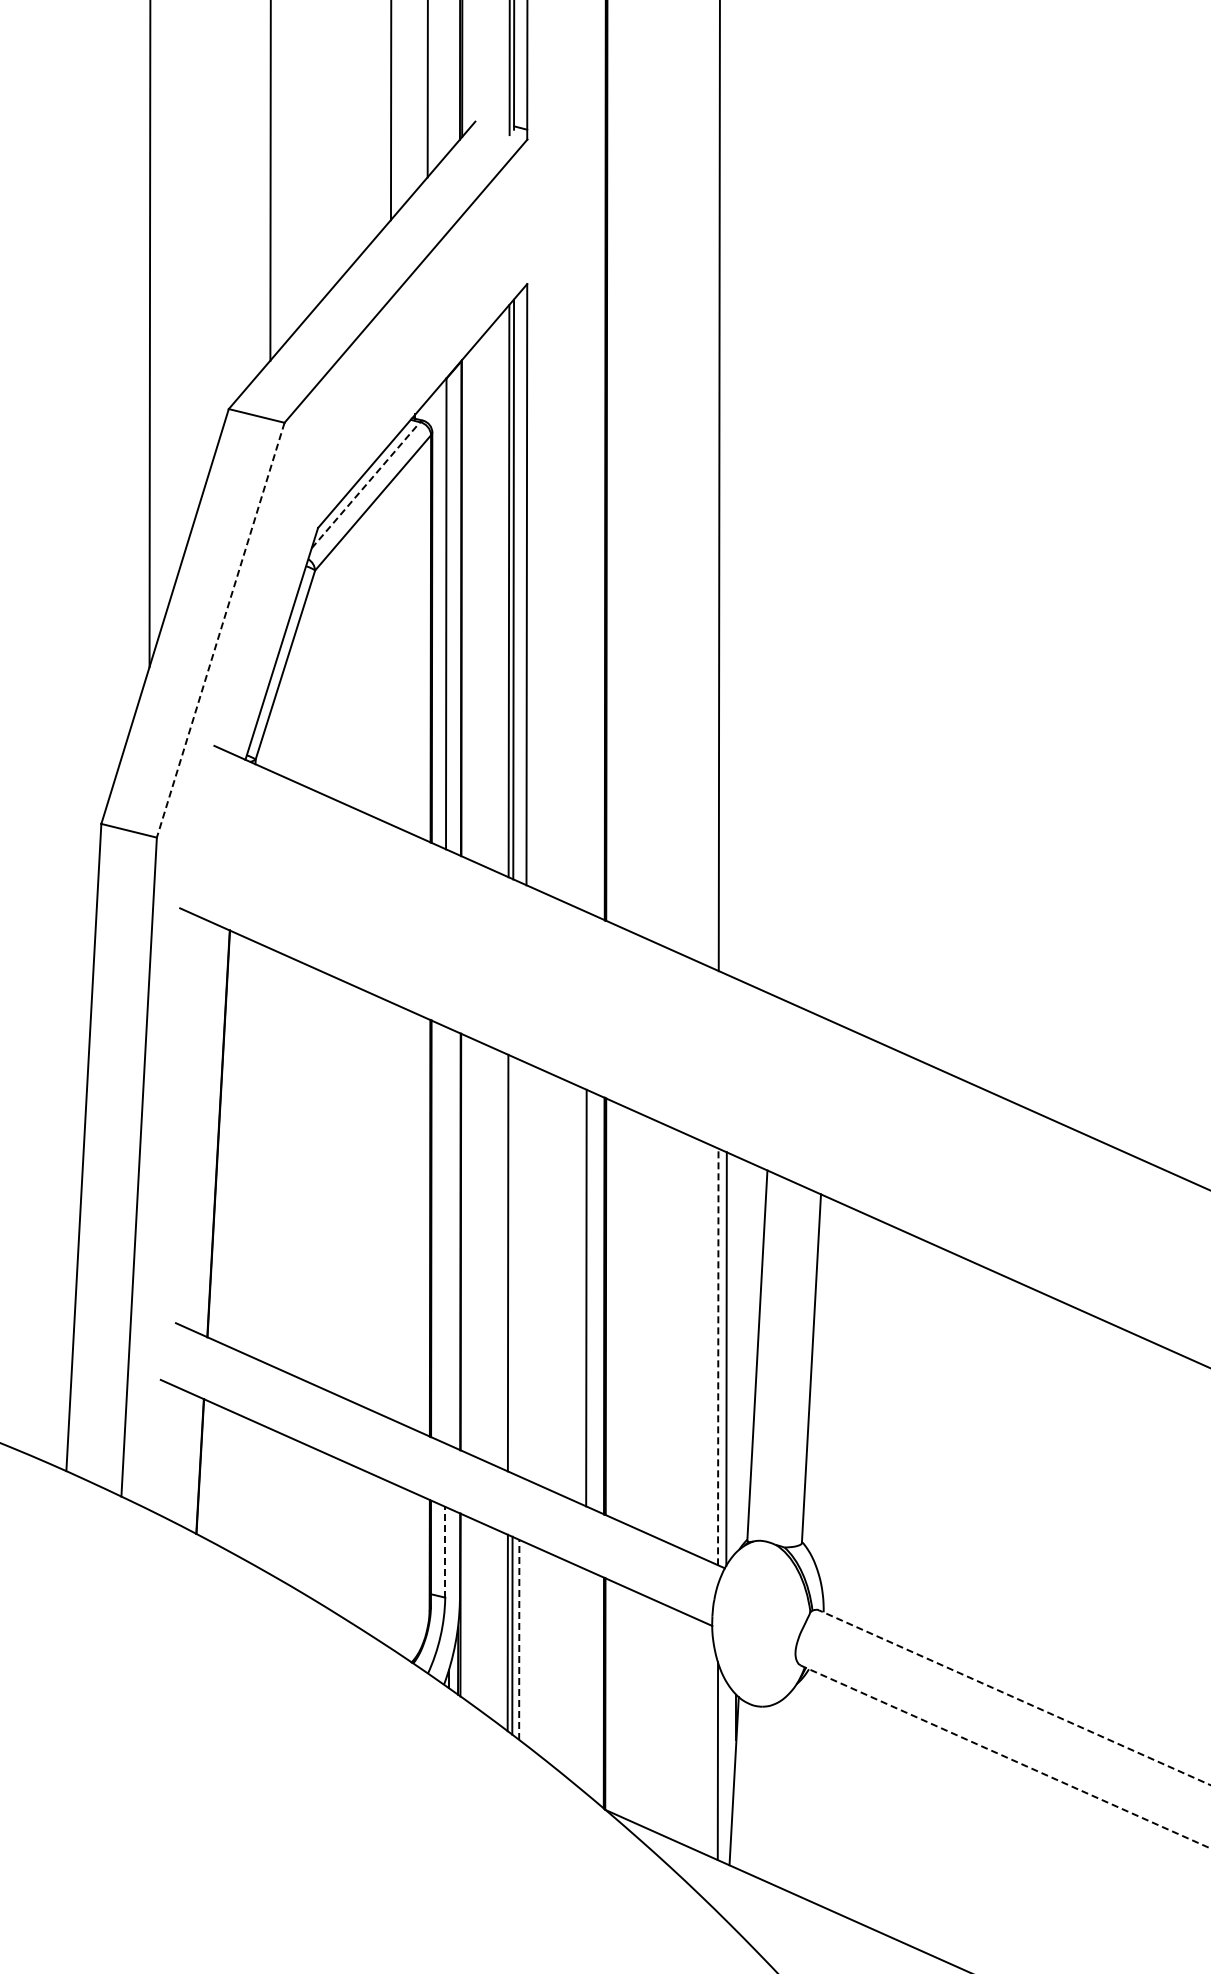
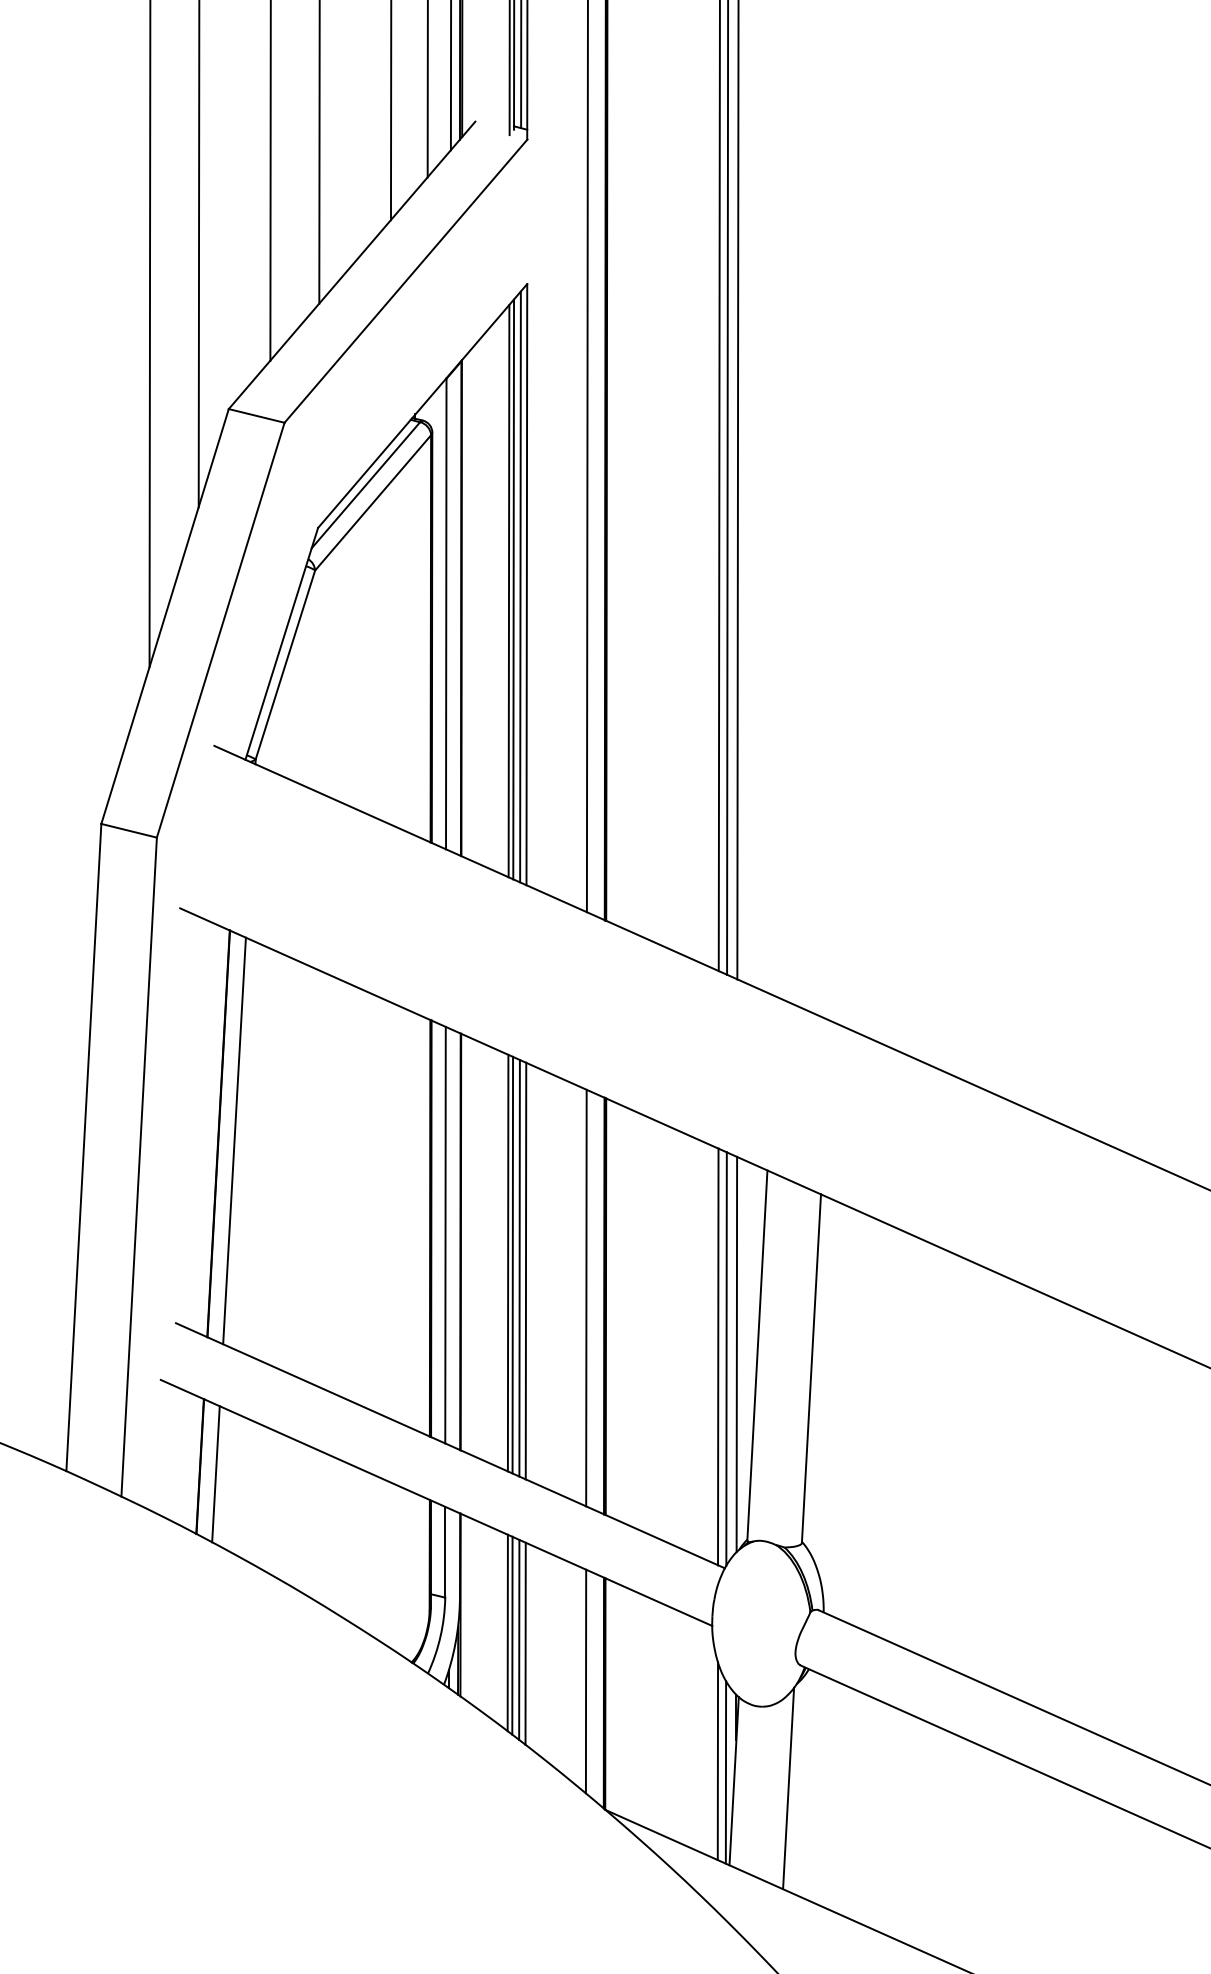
line: none -> present (521, 65)
line: none -> present (450, 76)
line: none -> present (319, 152)
line: none -> present (198, 254)
line: none -> present (586, 457)
line: dashed -> solid (366, 484)
line: none -> present (727, 488)
line: none -> present (737, 490)
line: none -> present (520, 586)
line: dashed -> solid (220, 630)
line: none -> present (234, 1140)
line: none -> present (445, 1234)
line: none -> present (512, 1264)
line: none -> present (519, 1267)
line: none -> present (525, 1270)
line: none -> present (736, 1354)
line: dashed -> solid (718, 1356)
line: none -> present (215, 1474)
line: dashed -> solid (445, 1551)
line: dashed -> solid (519, 1639)
line: none -> present (525, 1643)
line: none -> present (585, 1681)
line: dashed -> solid (1014, 1697)
line: dashed -> solid (1005, 1757)
line: none -> present (725, 1772)
line: none -> present (788, 1787)
